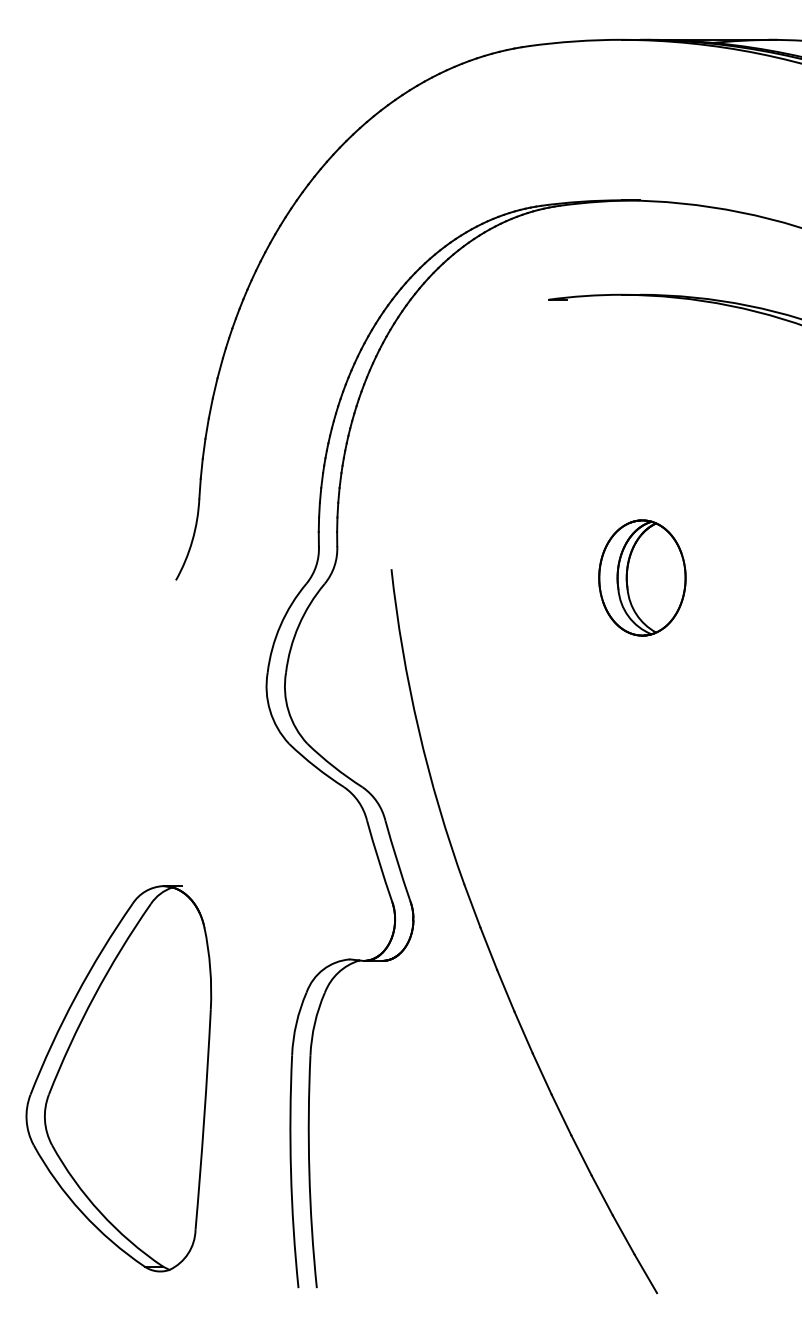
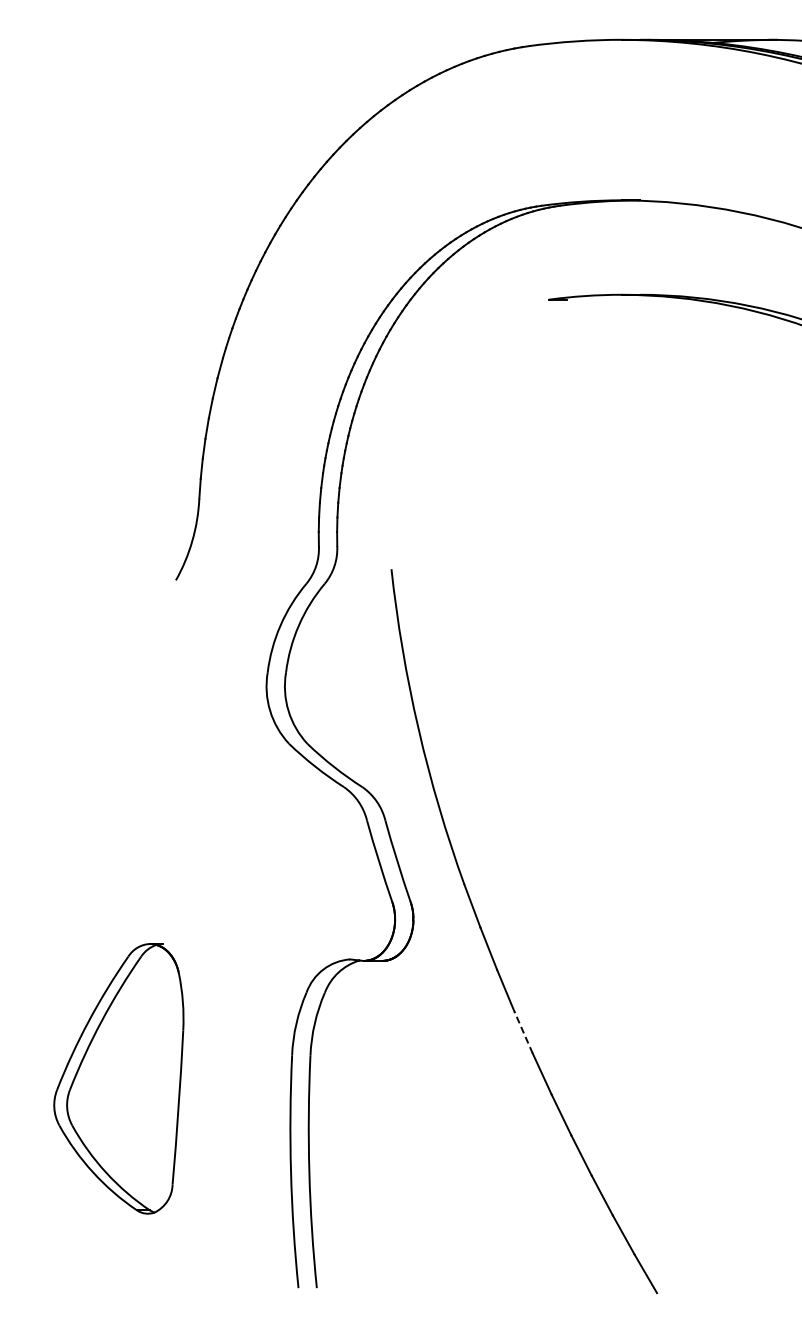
part: present -> none (642, 577)
line: solid -> dashed (523, 1032)
part size: 188x388 px -> 132x272 px (118, 1078)
